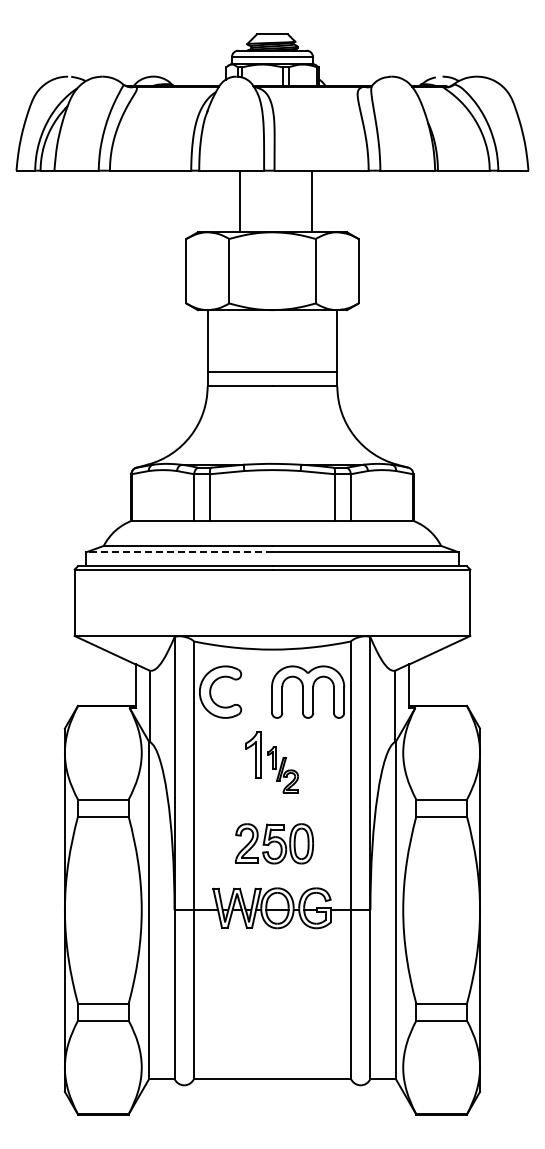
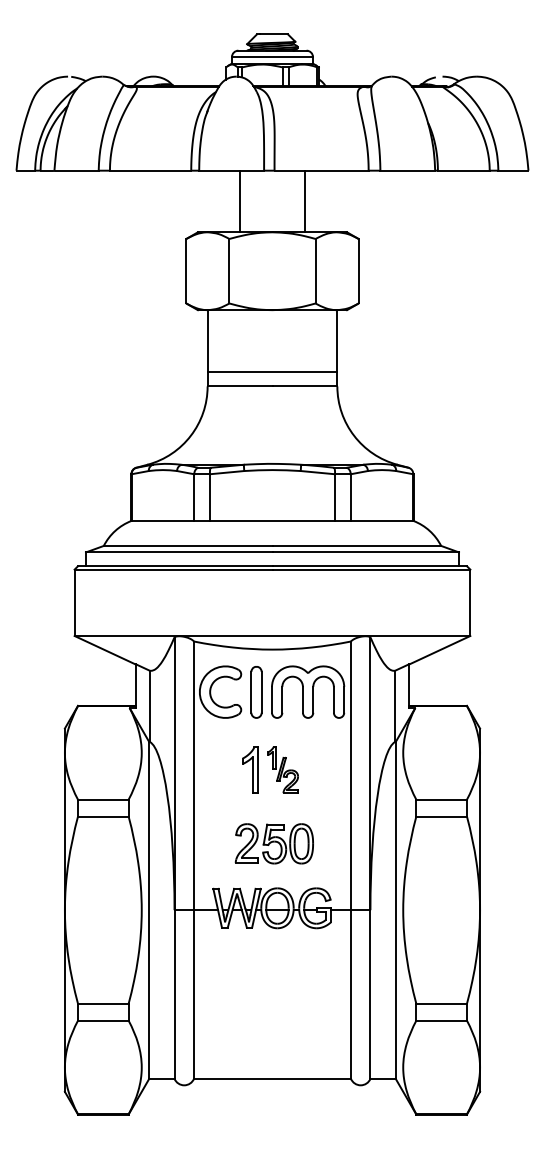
line position: (311, 201) -> (304, 201) (304, 201)
line: dashed -> solid (178, 552)
part: none -> present (256, 692)
part position: (253, 754) -> (250, 769) (250, 769)
